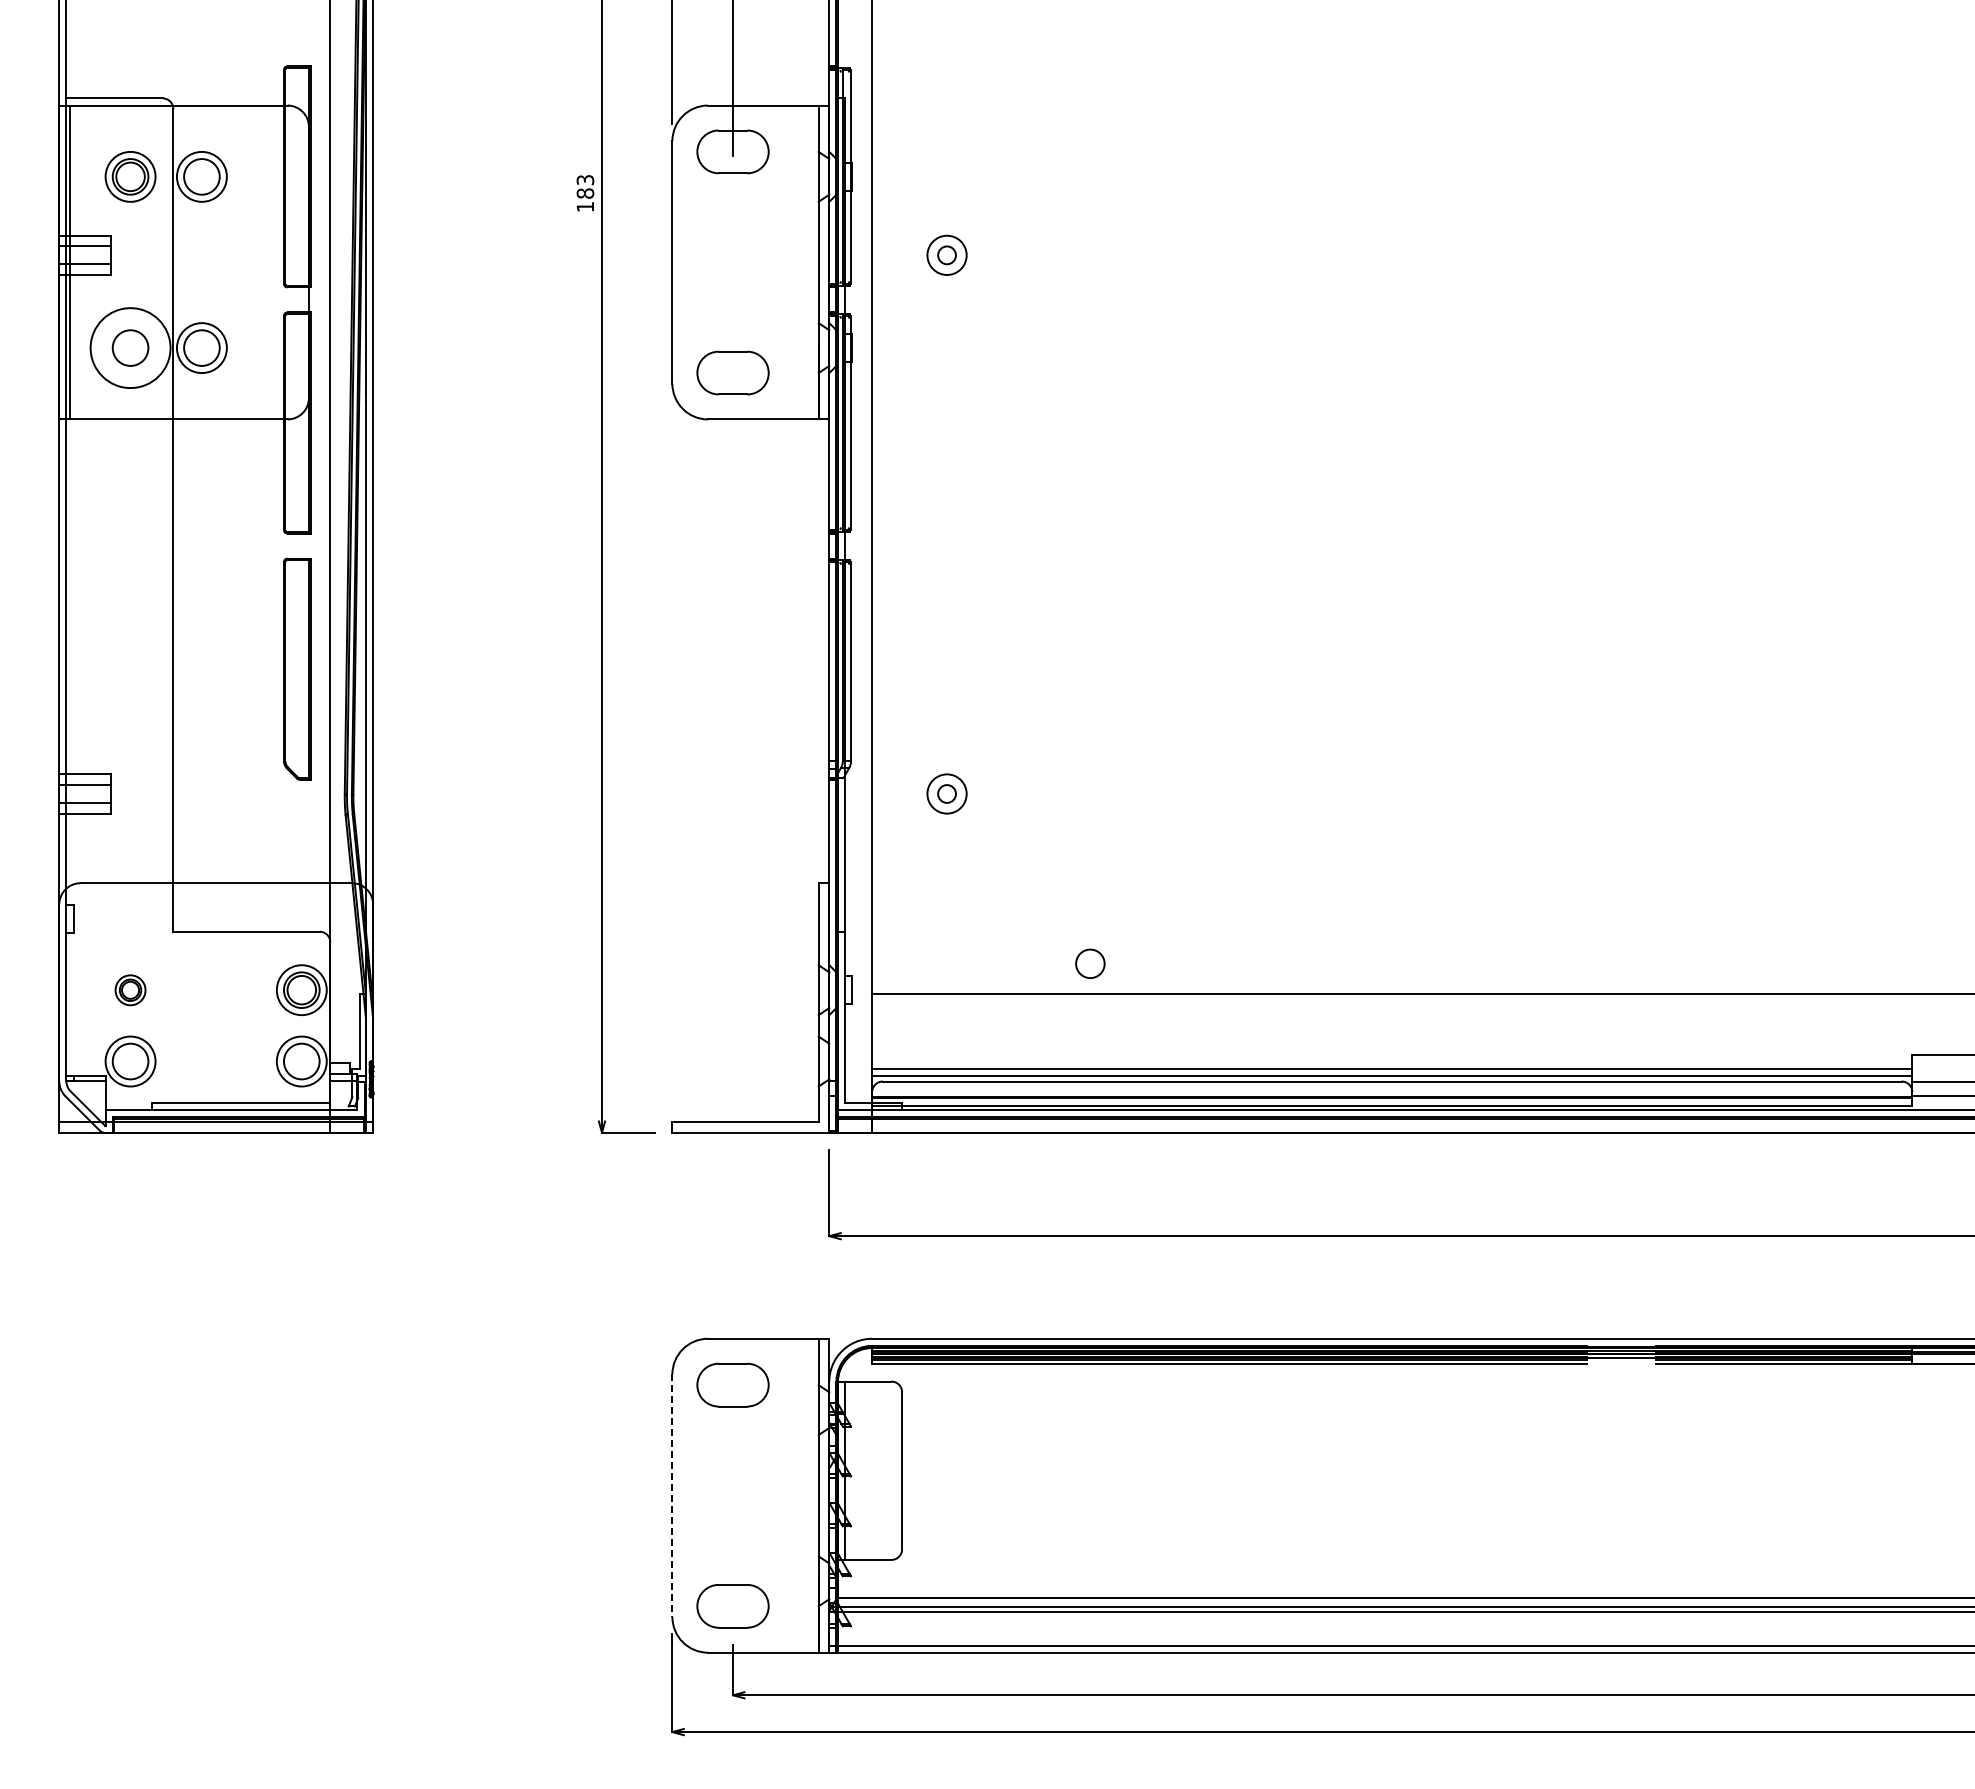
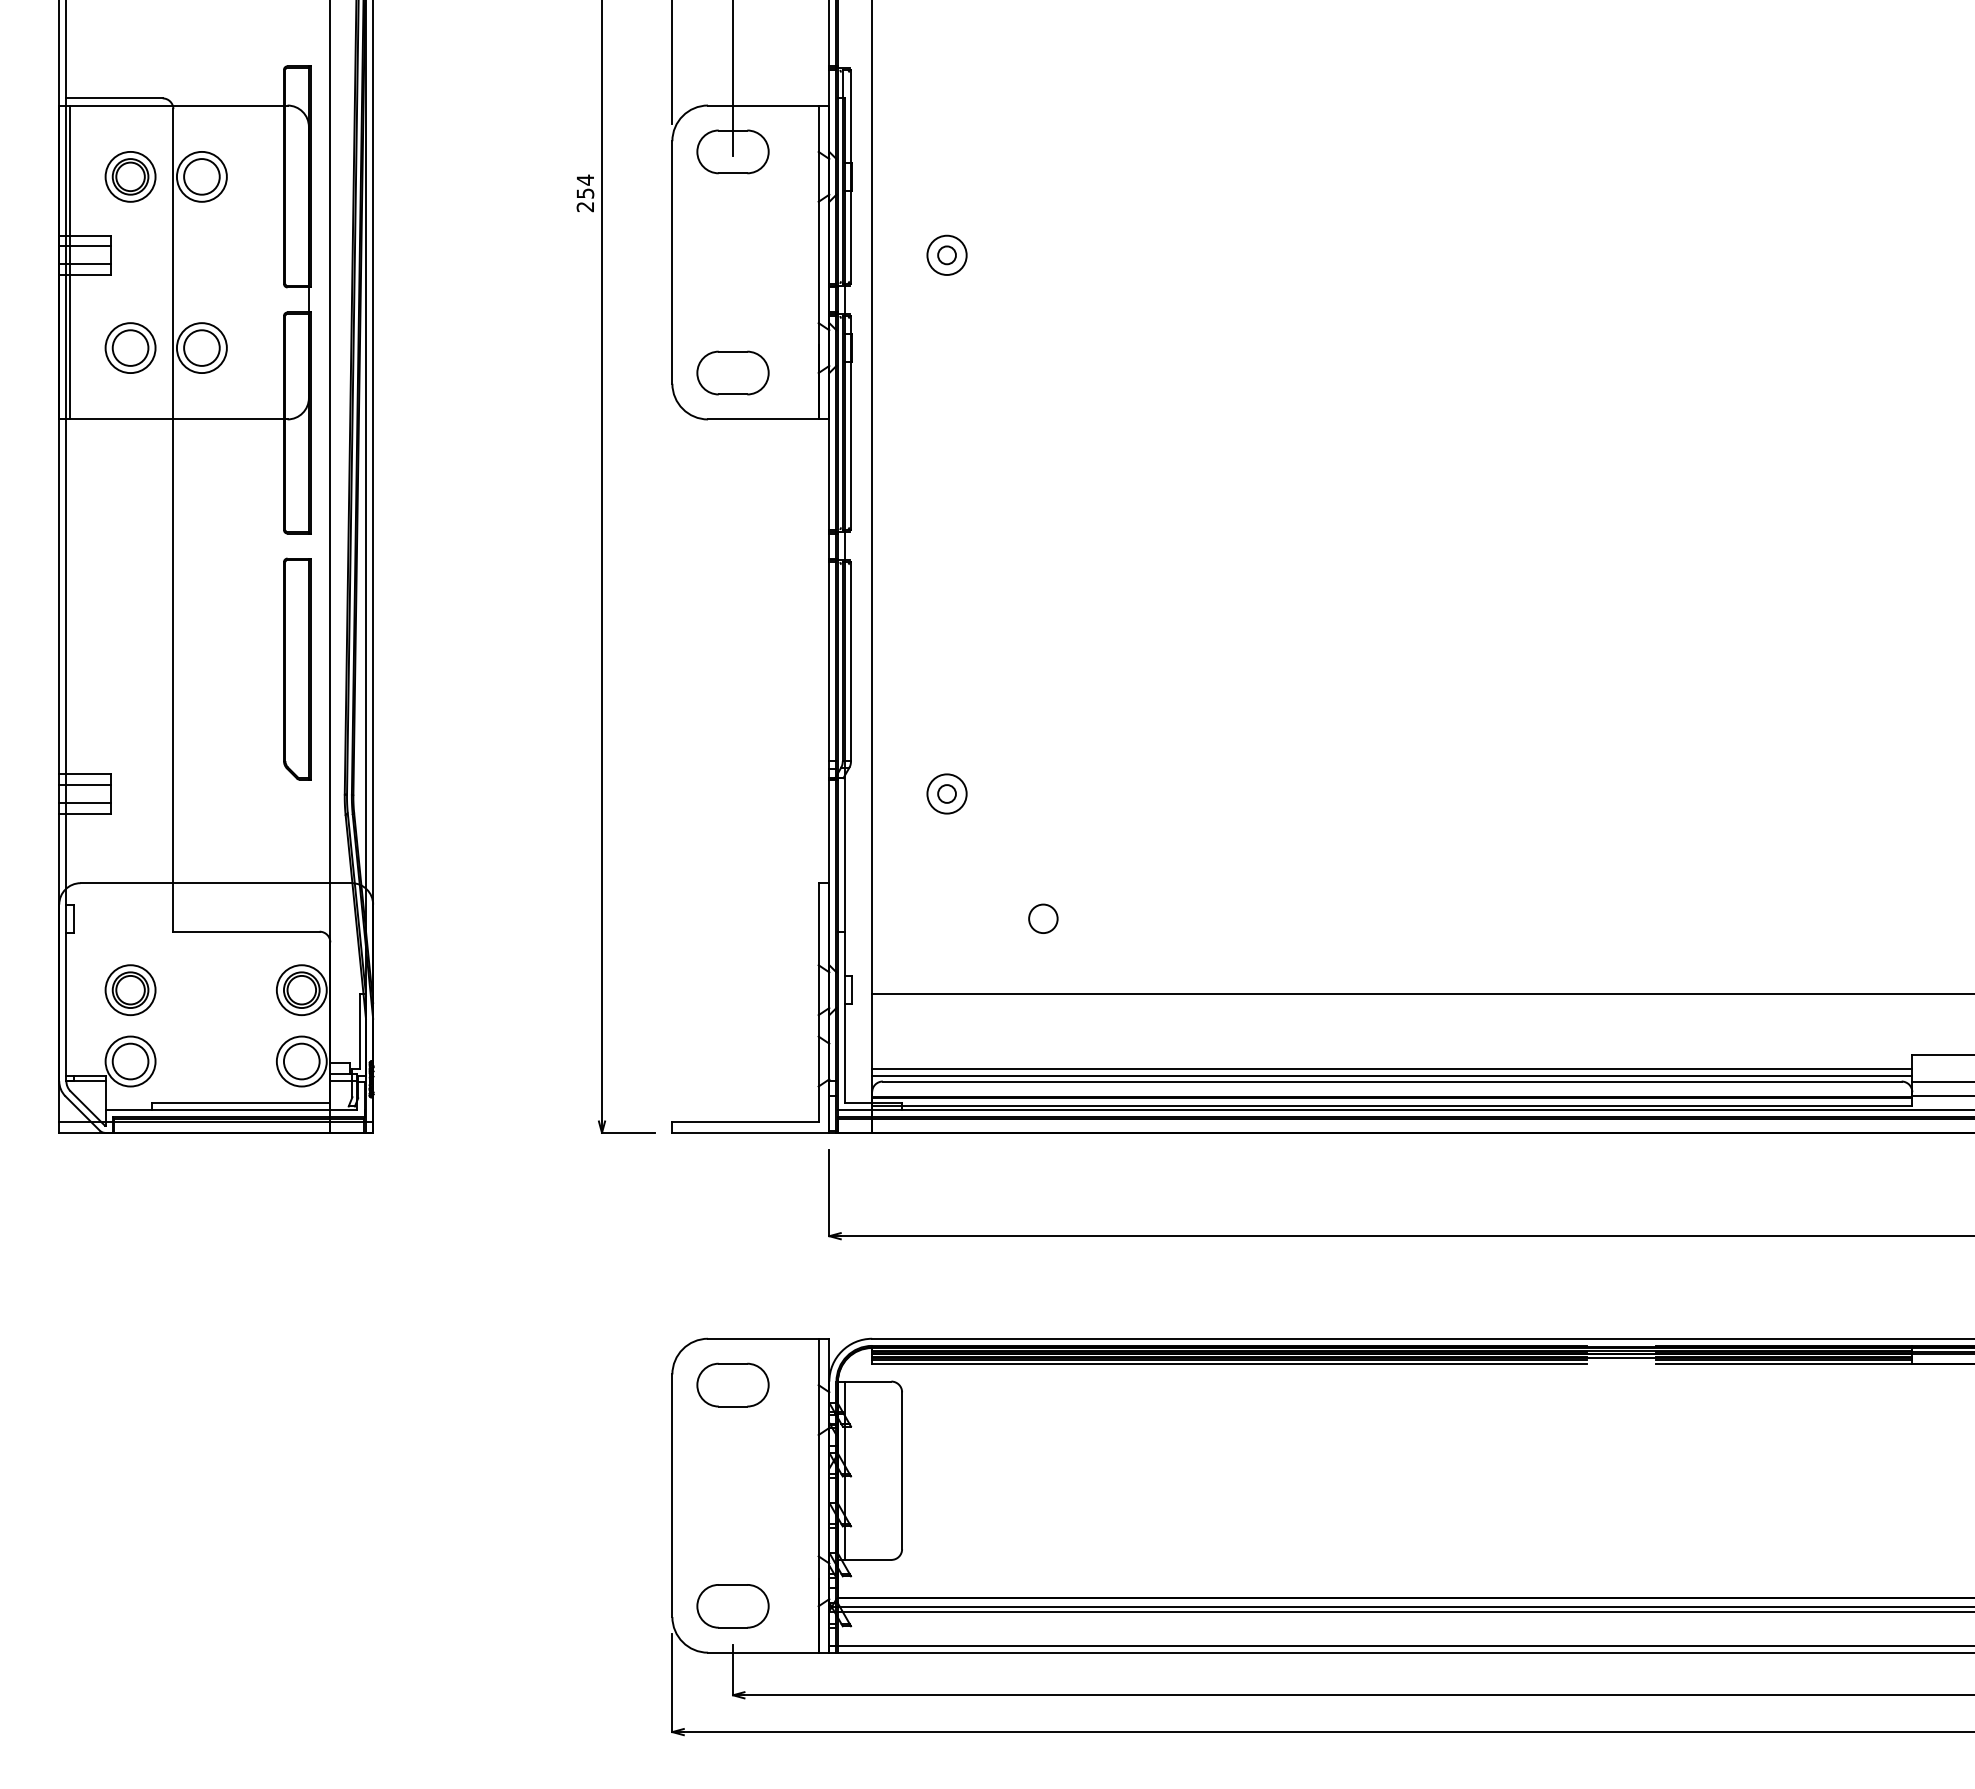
text: 183 -> 254 (585, 193)
circle diameter: 80 px -> 50 px (130, 348)
circle position: (1090, 963) -> (1043, 918) (1043, 918)
part size: 33x33 px -> 53x53 px (130, 990)
line: dashed -> solid (672, 1496)
